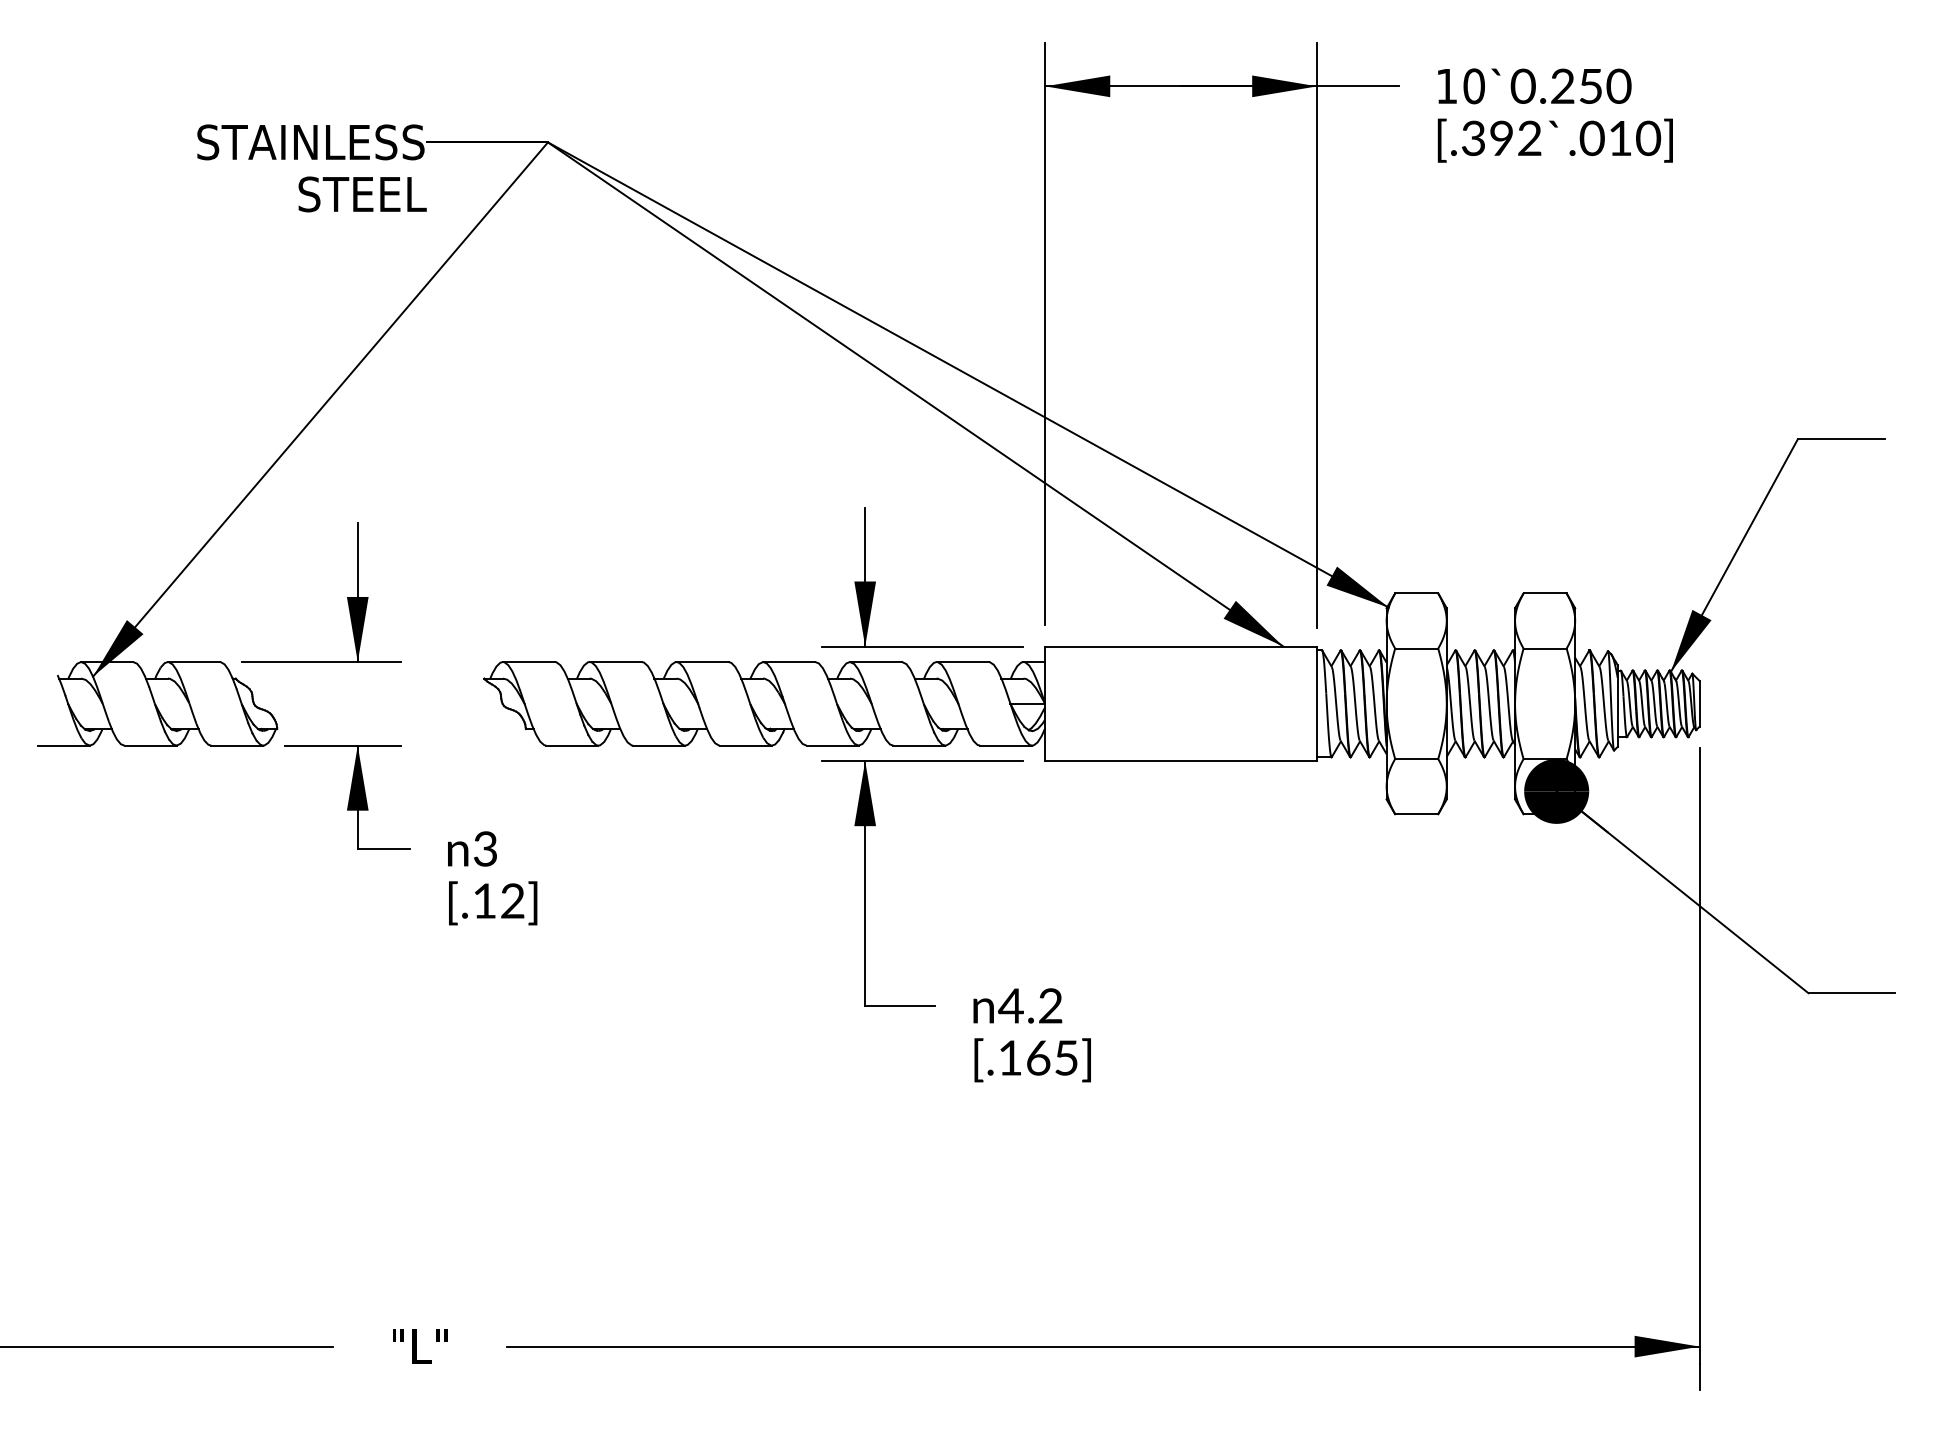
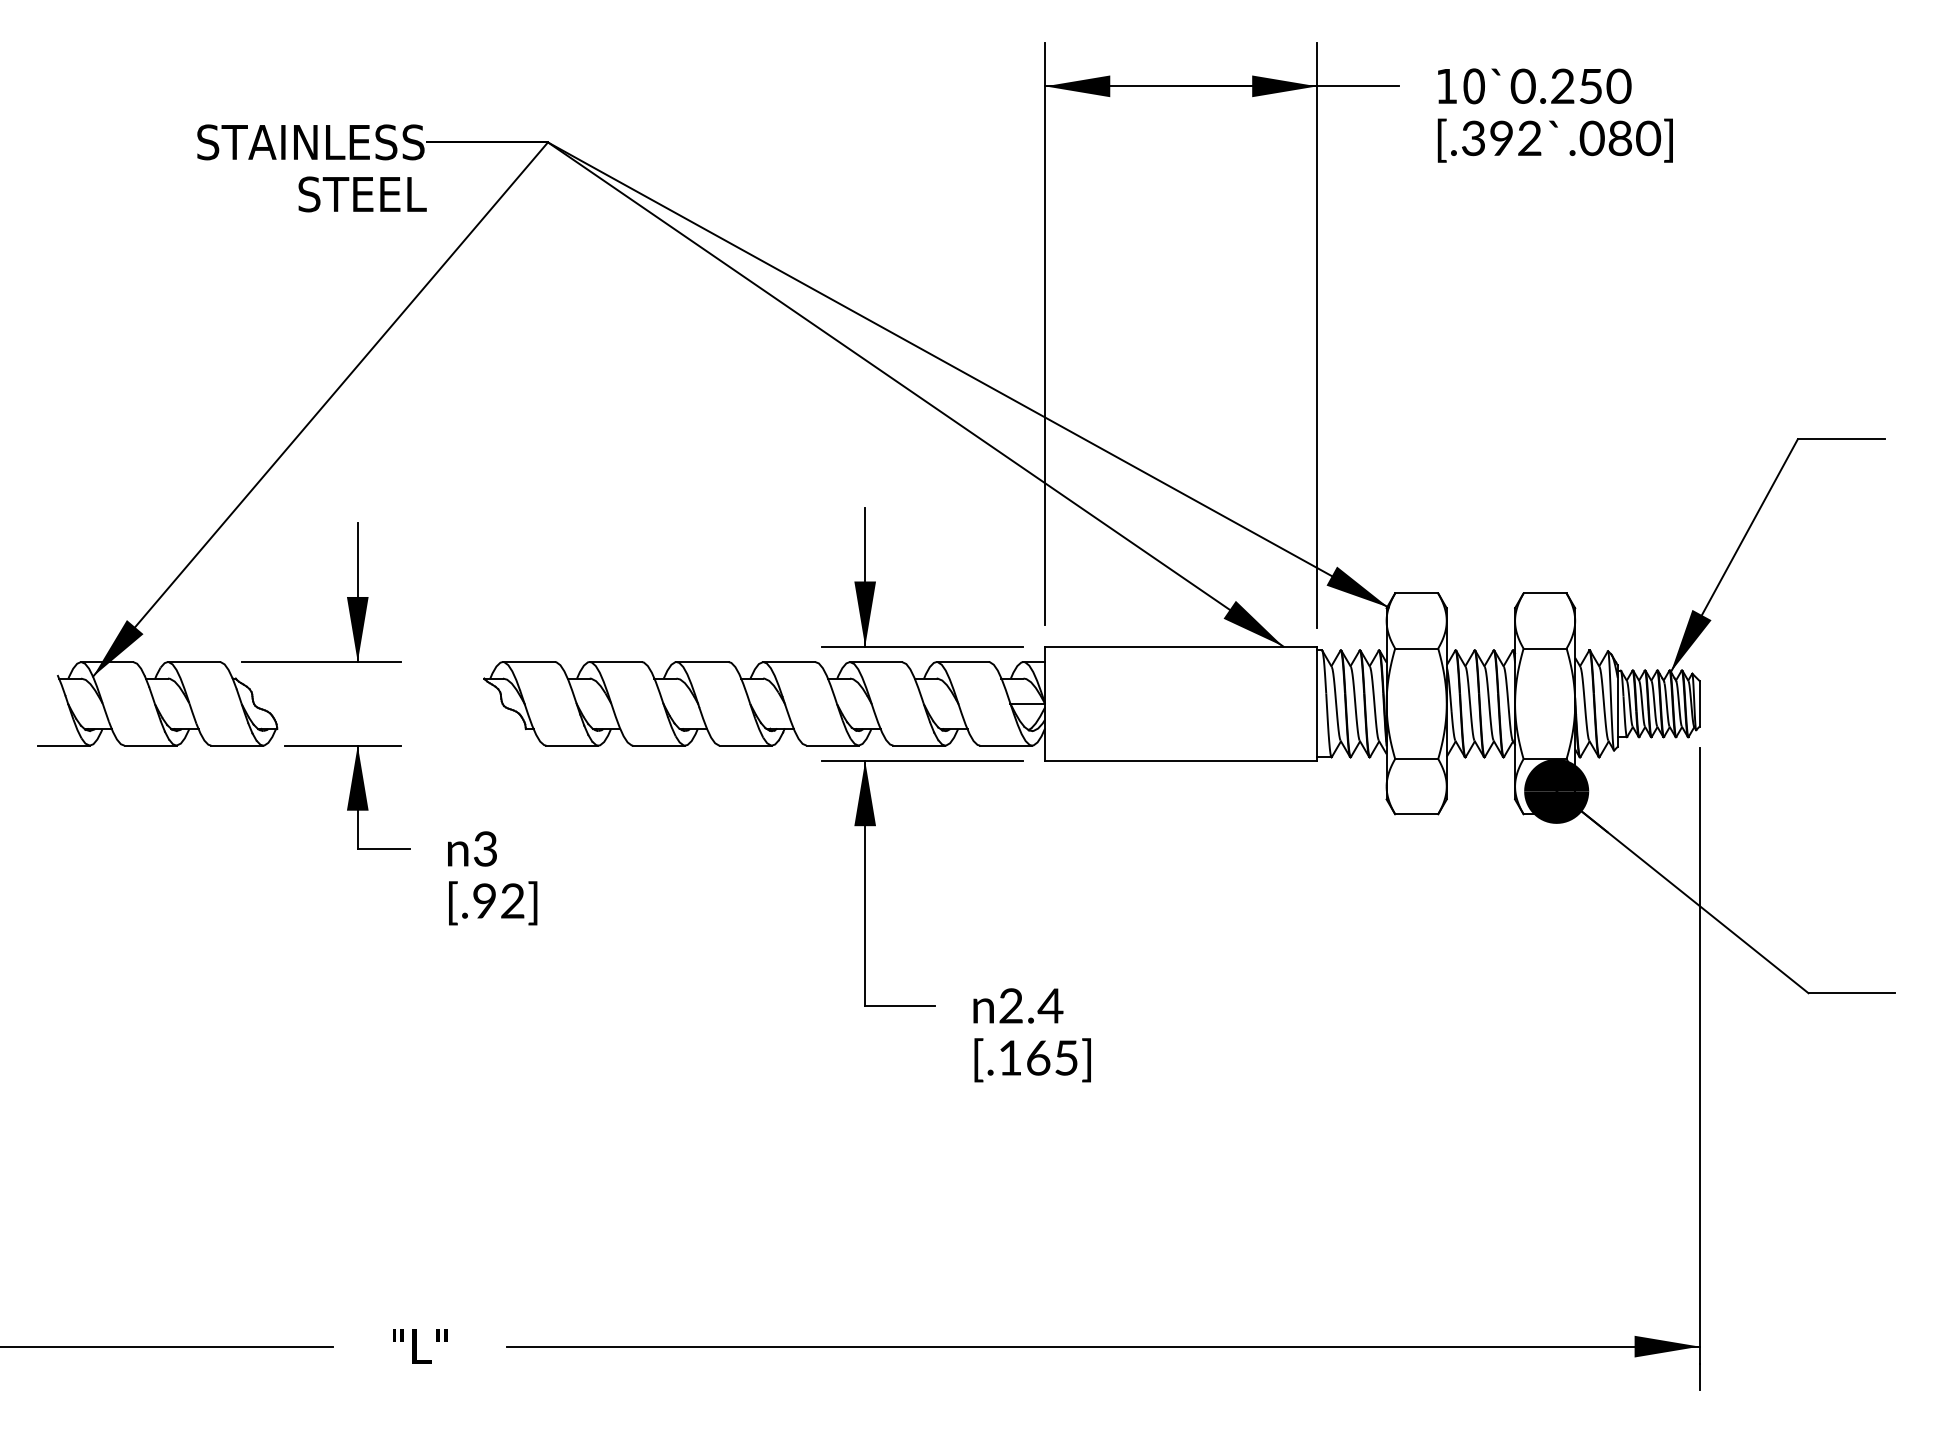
text: .010] -> .080] (1620, 138)
text: [.12] -> [.92] (484, 900)
text: 4.2 -> 2.4 (1030, 1005)
